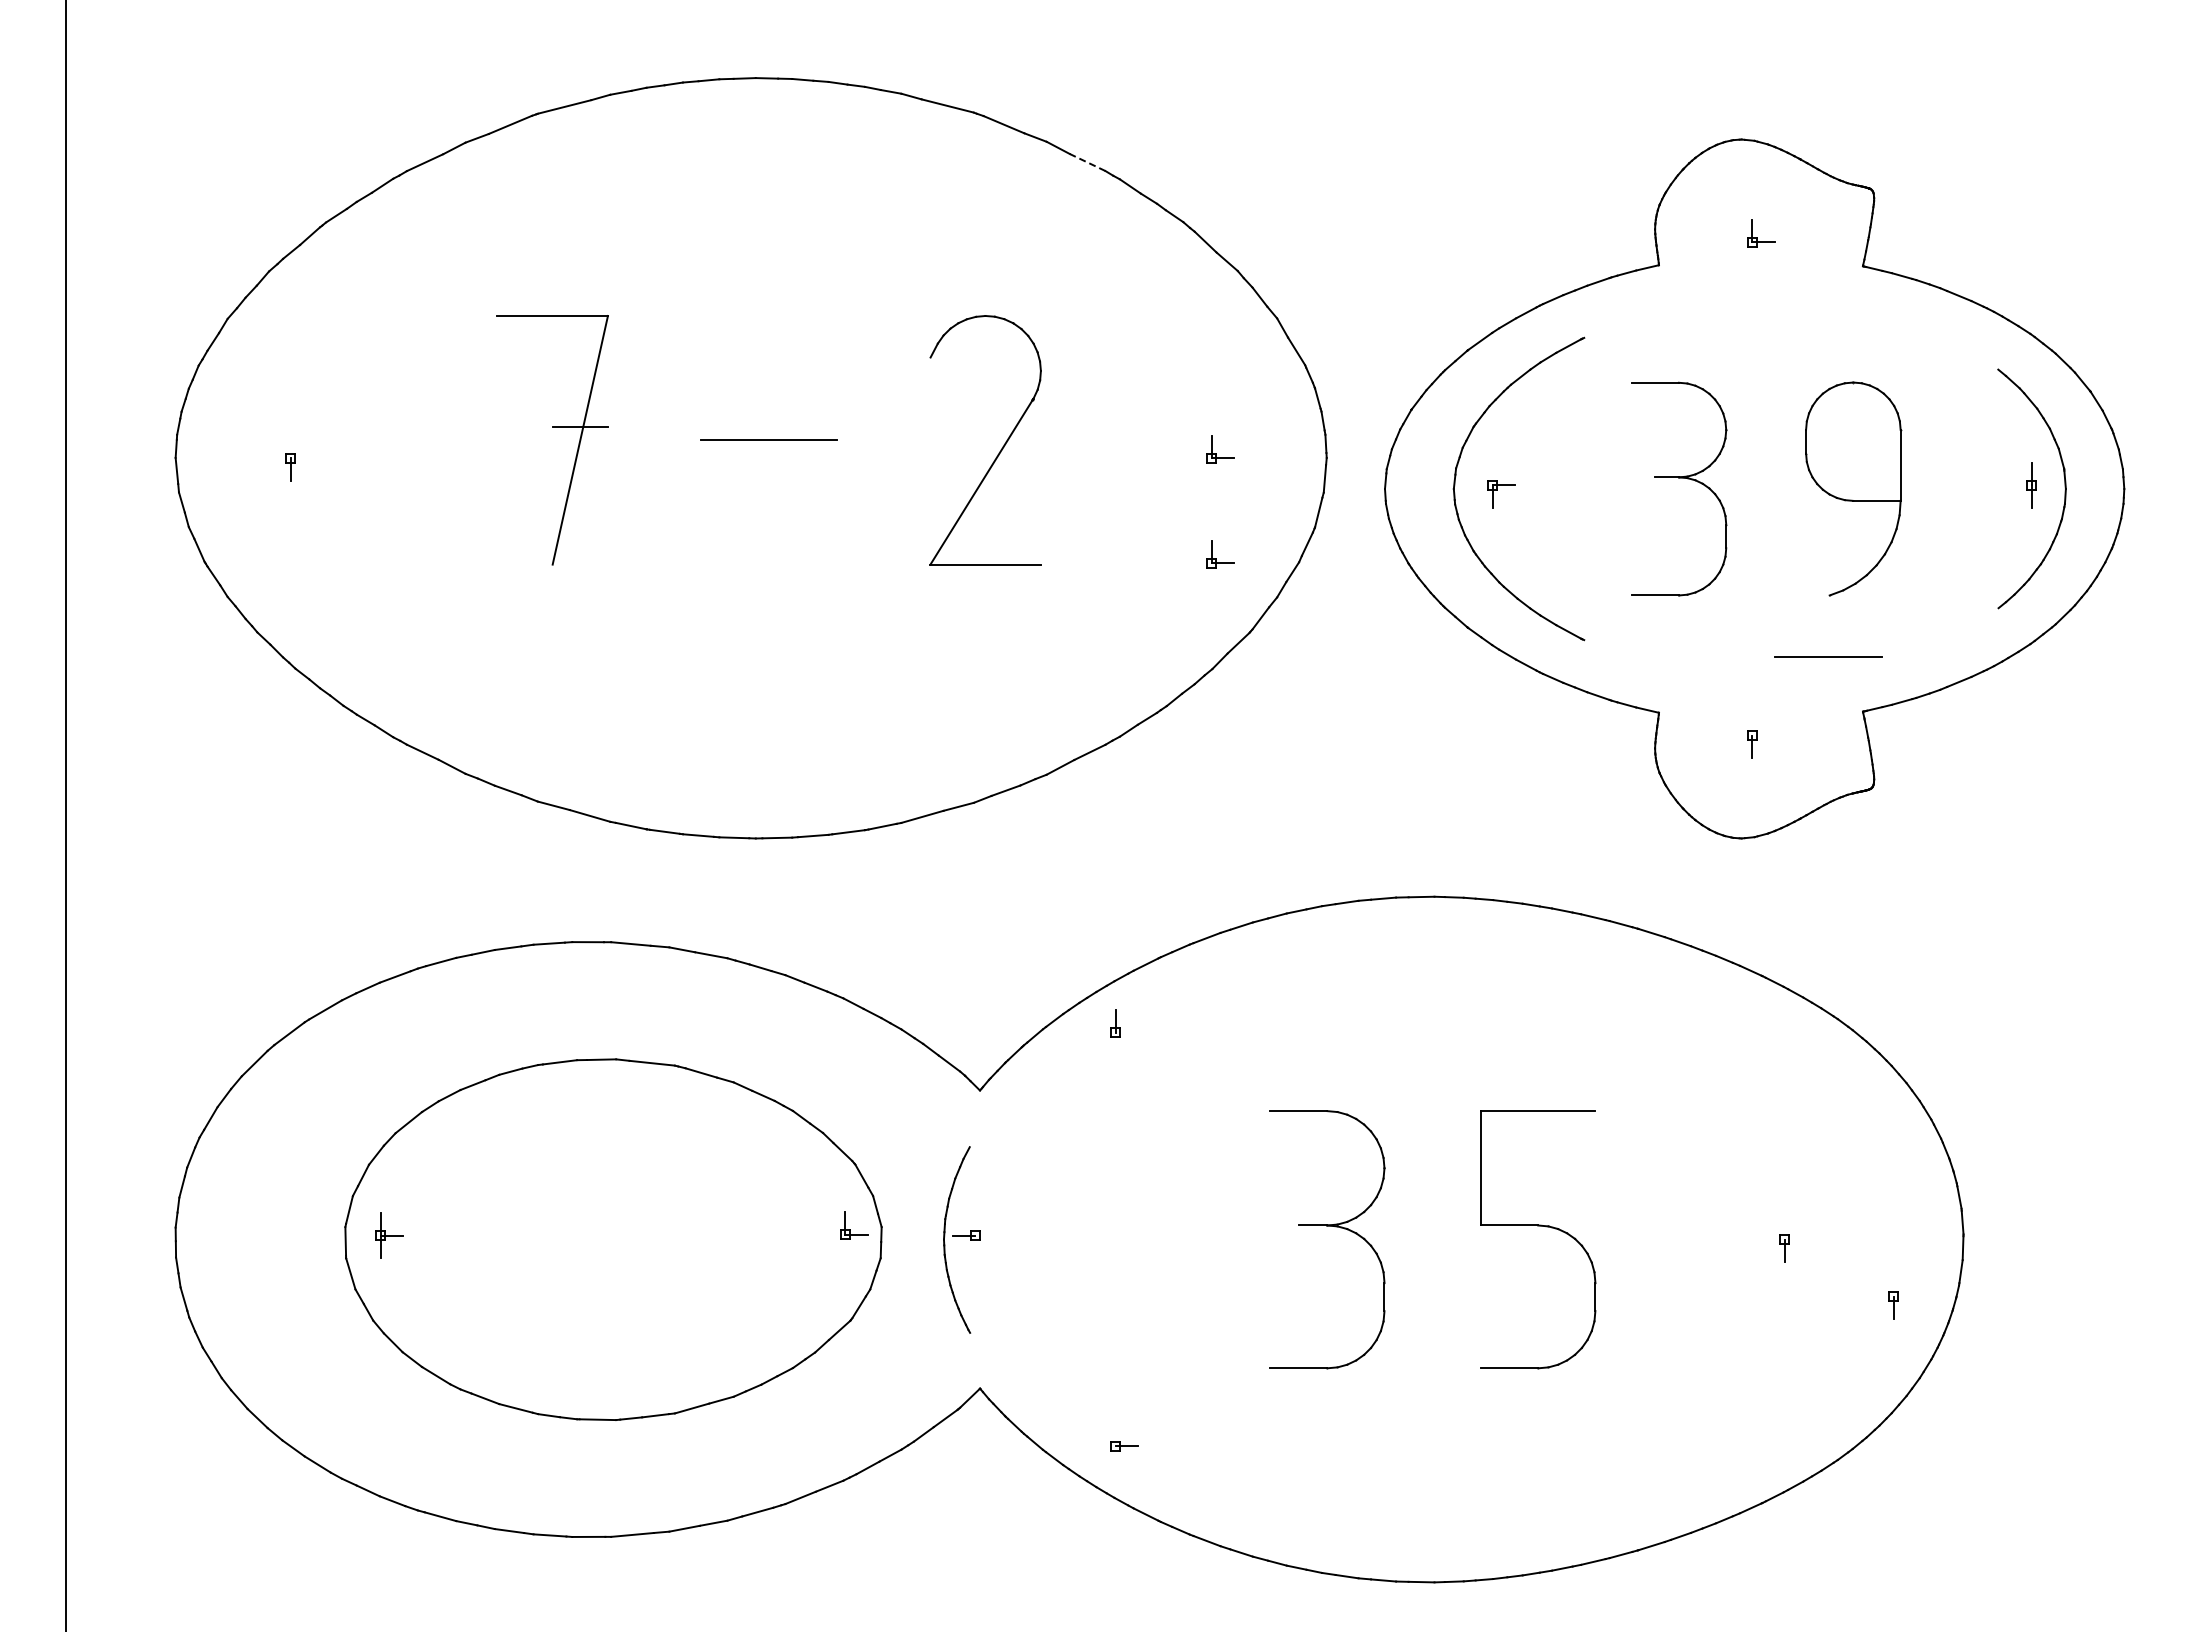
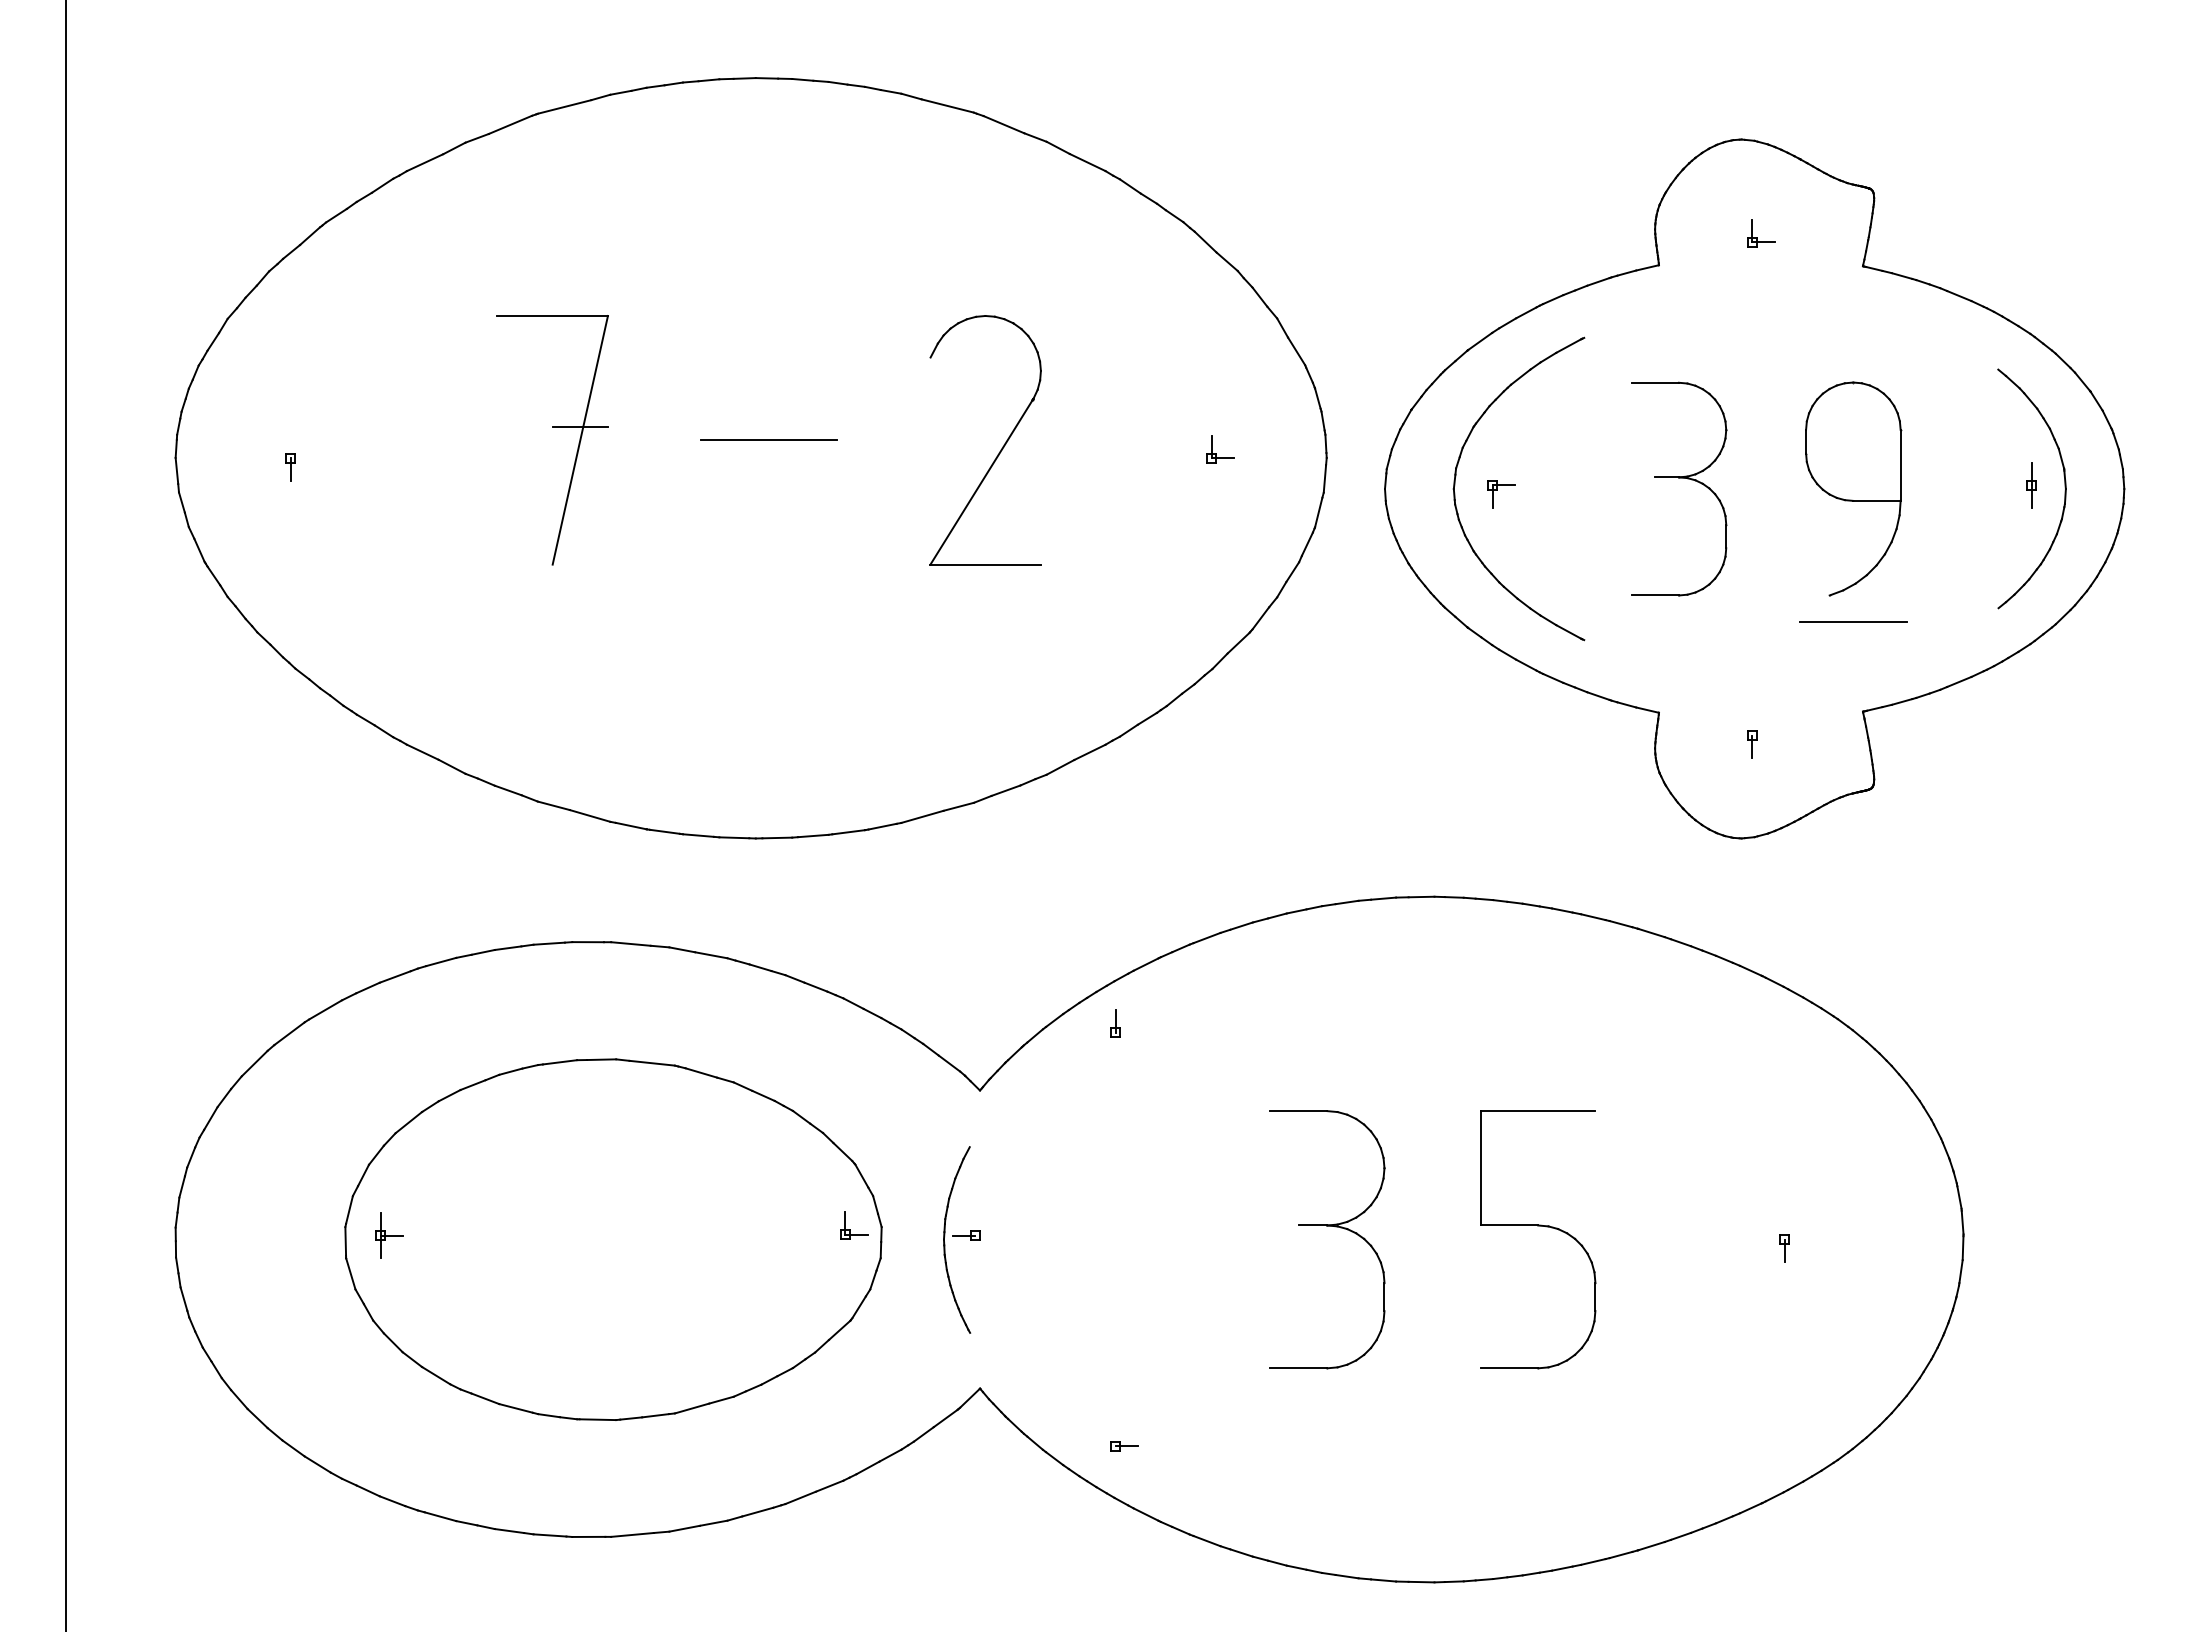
line: dashed -> solid (1087, 162)
part: present -> none (1220, 554)
line position: (1828, 656) -> (1853, 621) (1853, 621)
part: present -> none (1893, 1305)
